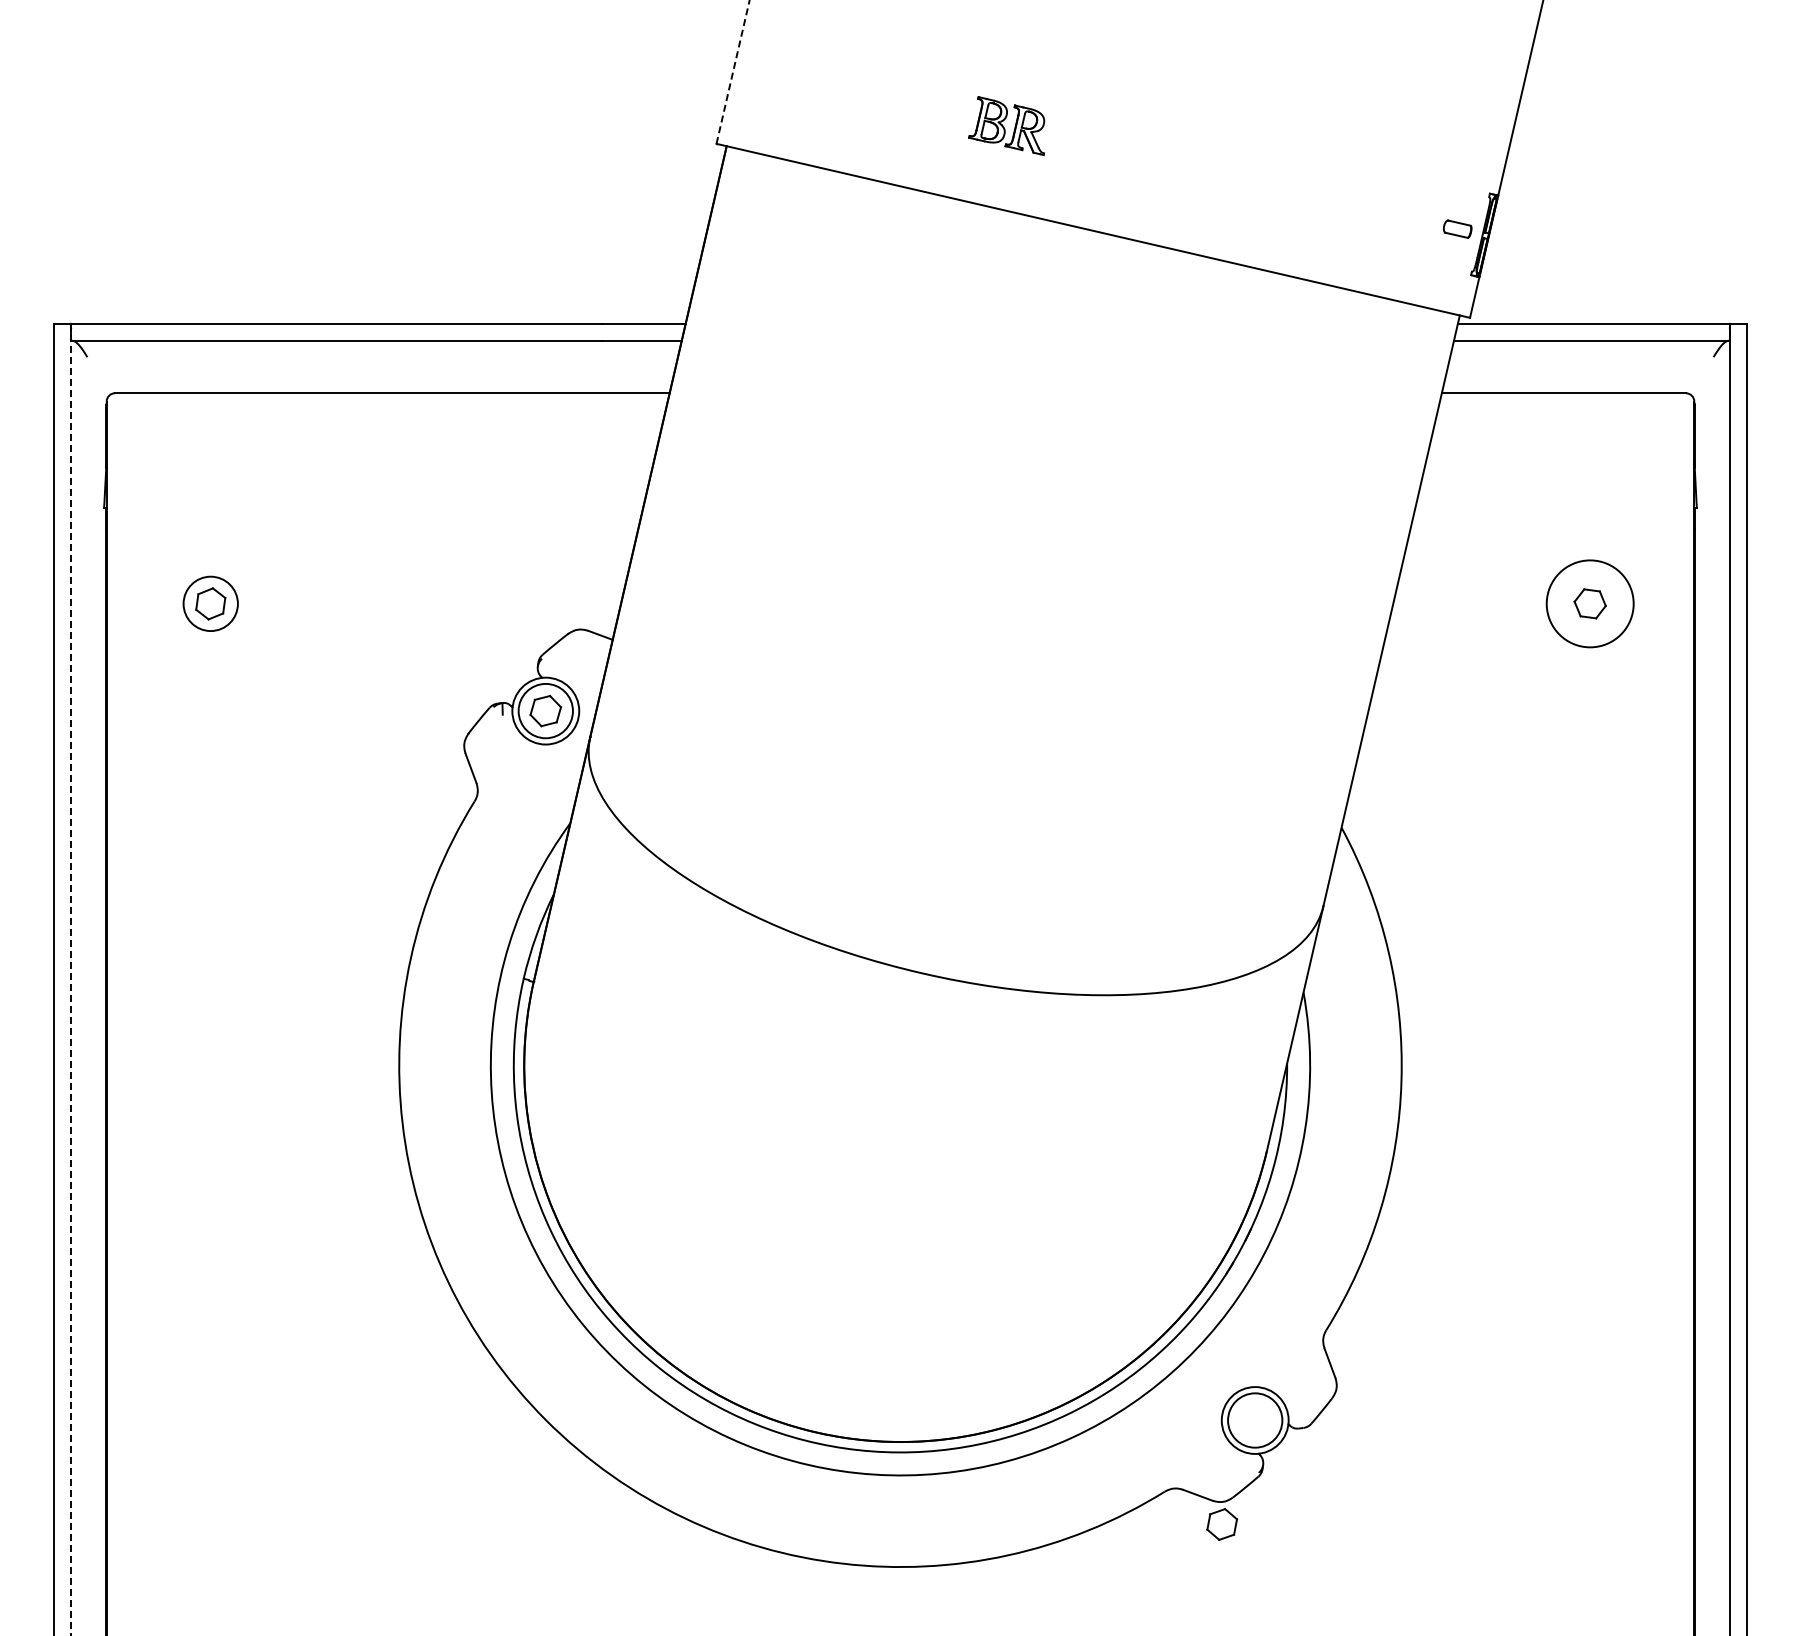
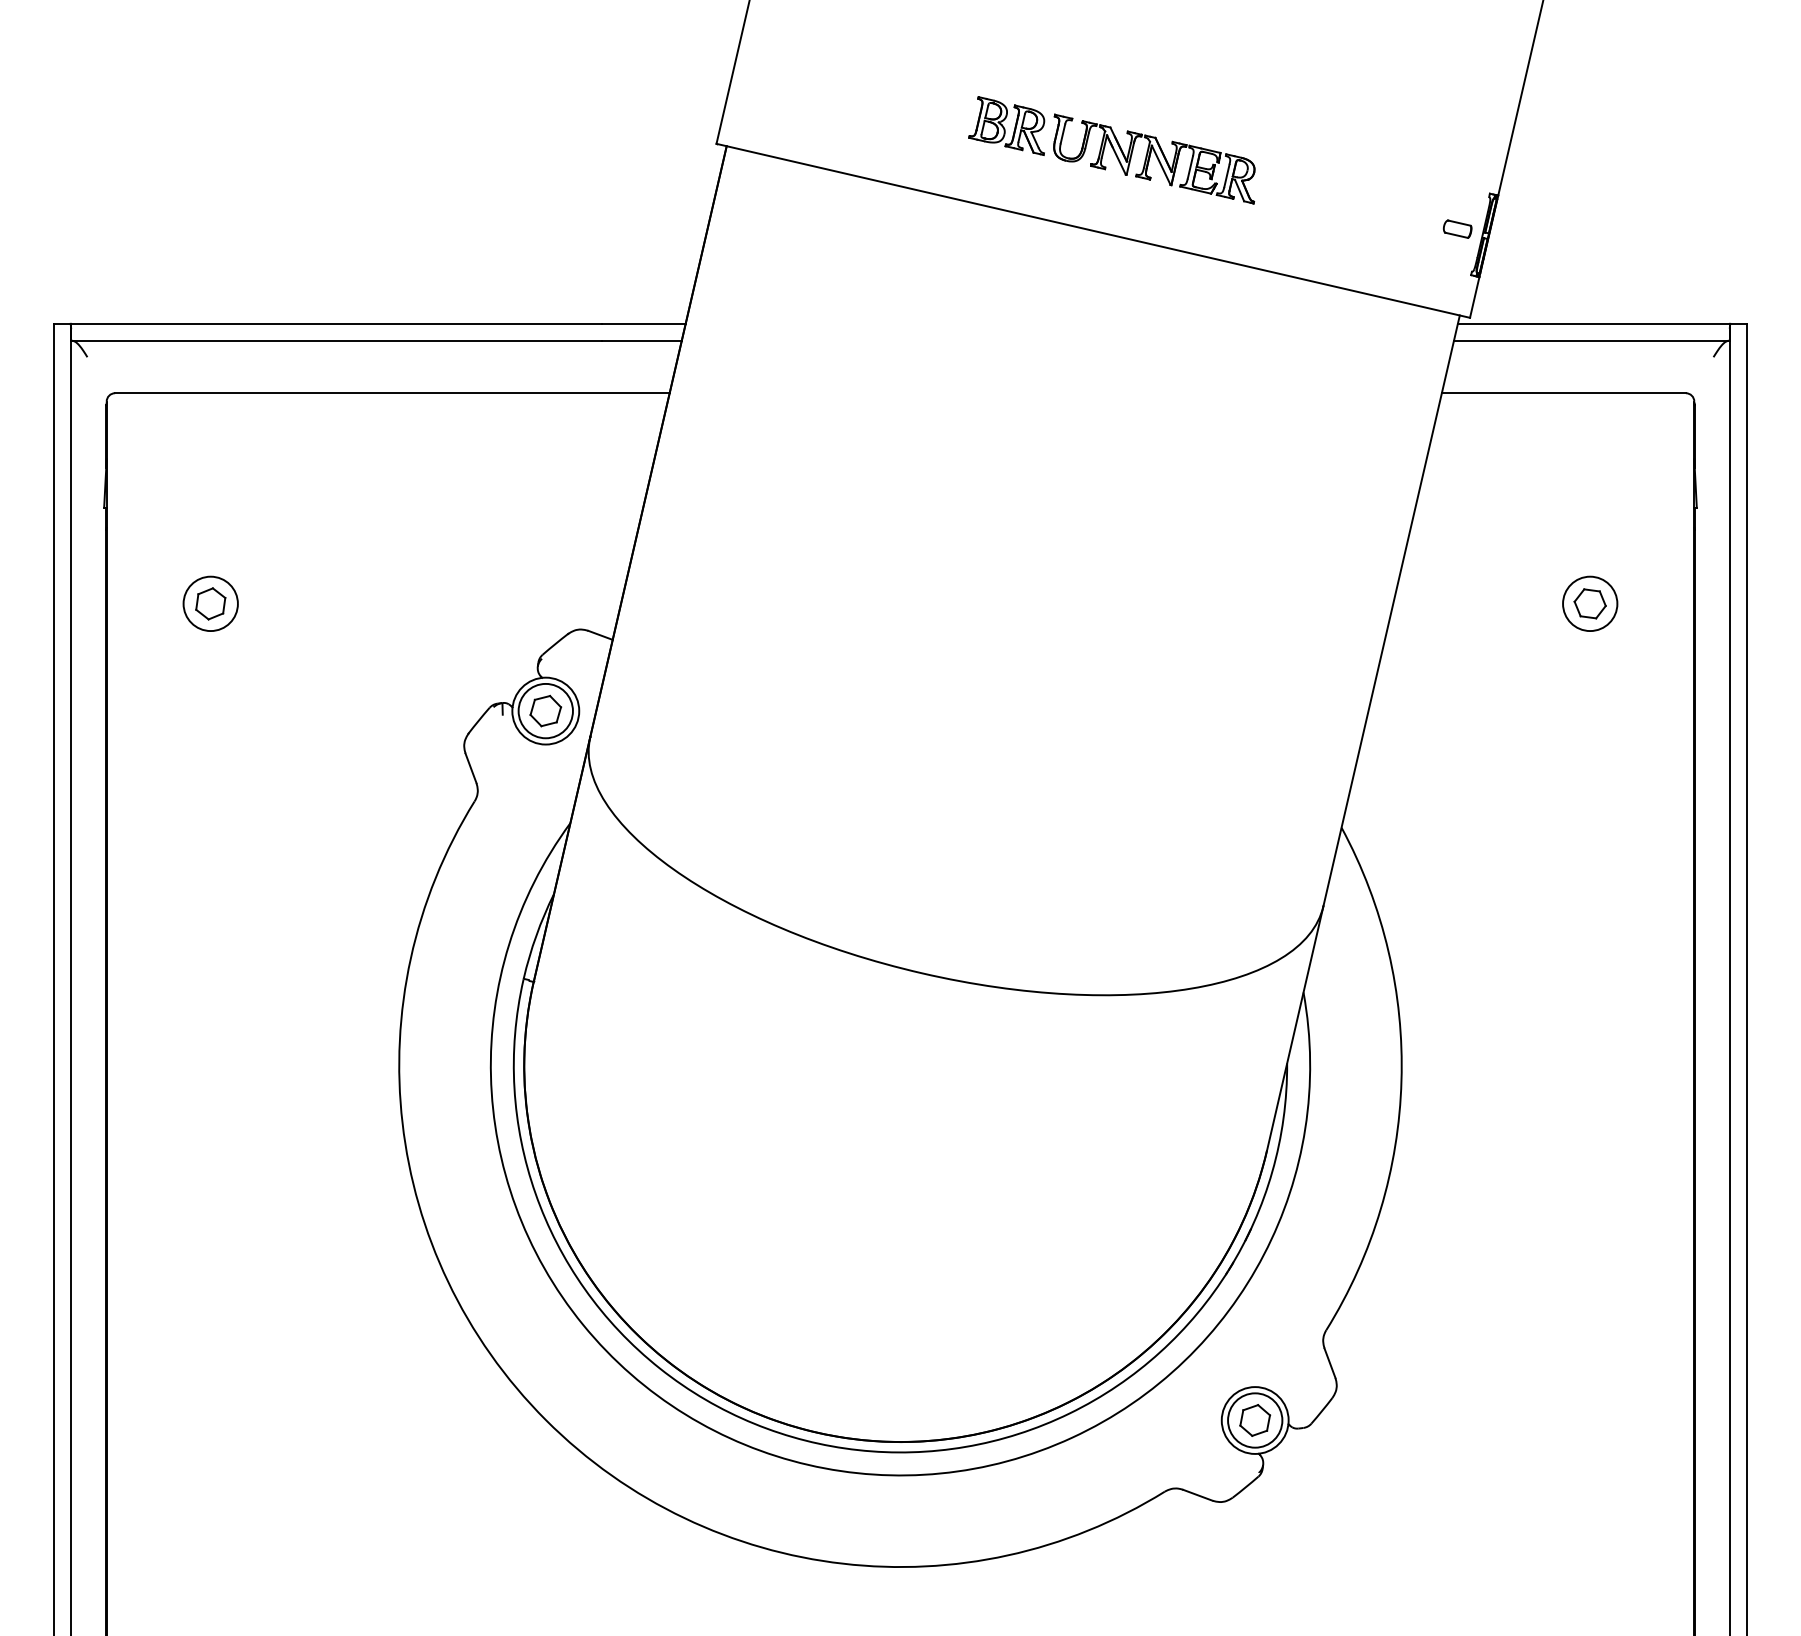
line: dashed -> solid (733, 71)
part: none -> present (1154, 158)
circle diameter: 87 px -> 54 px (1590, 603)
line: dashed -> solid (70, 979)
part position: (1222, 1524) -> (1255, 1420) (1255, 1420)
